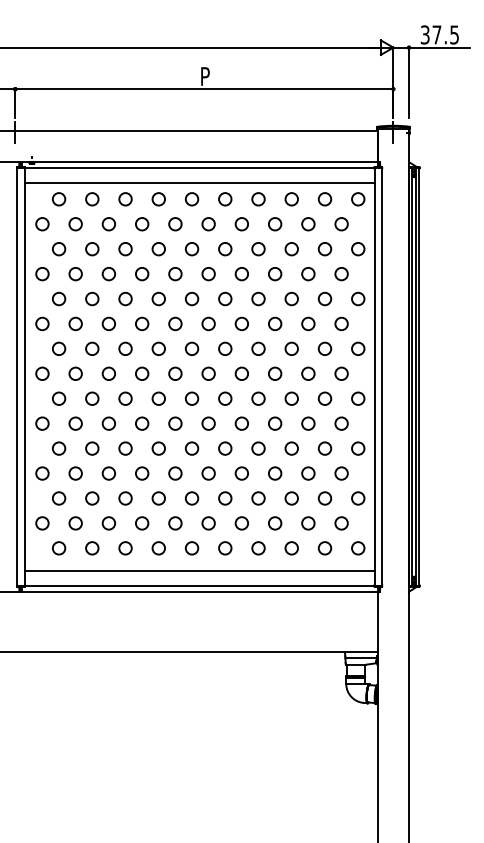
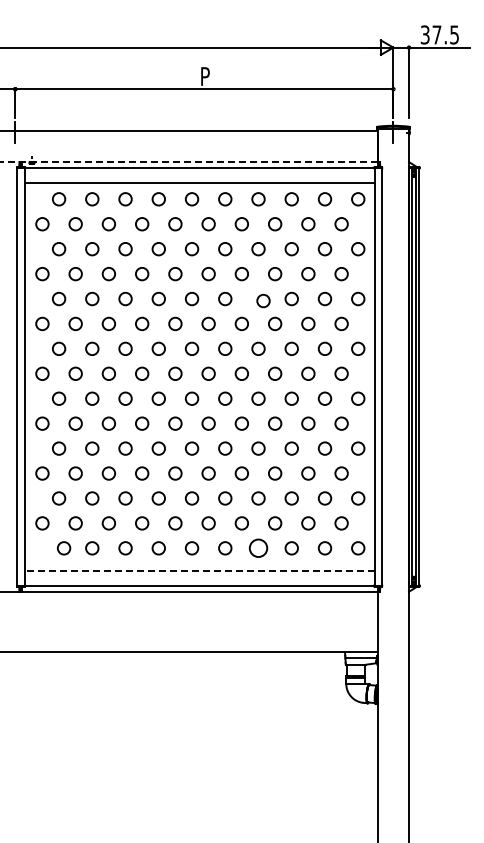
line: solid -> dashed (189, 161)
circle position: (258, 298) -> (263, 300) (263, 300)
circle position: (59, 548) -> (64, 548) (64, 548)
circle size: 15x15 px -> 21x20 px (258, 547)
line: solid -> dashed (199, 570)
